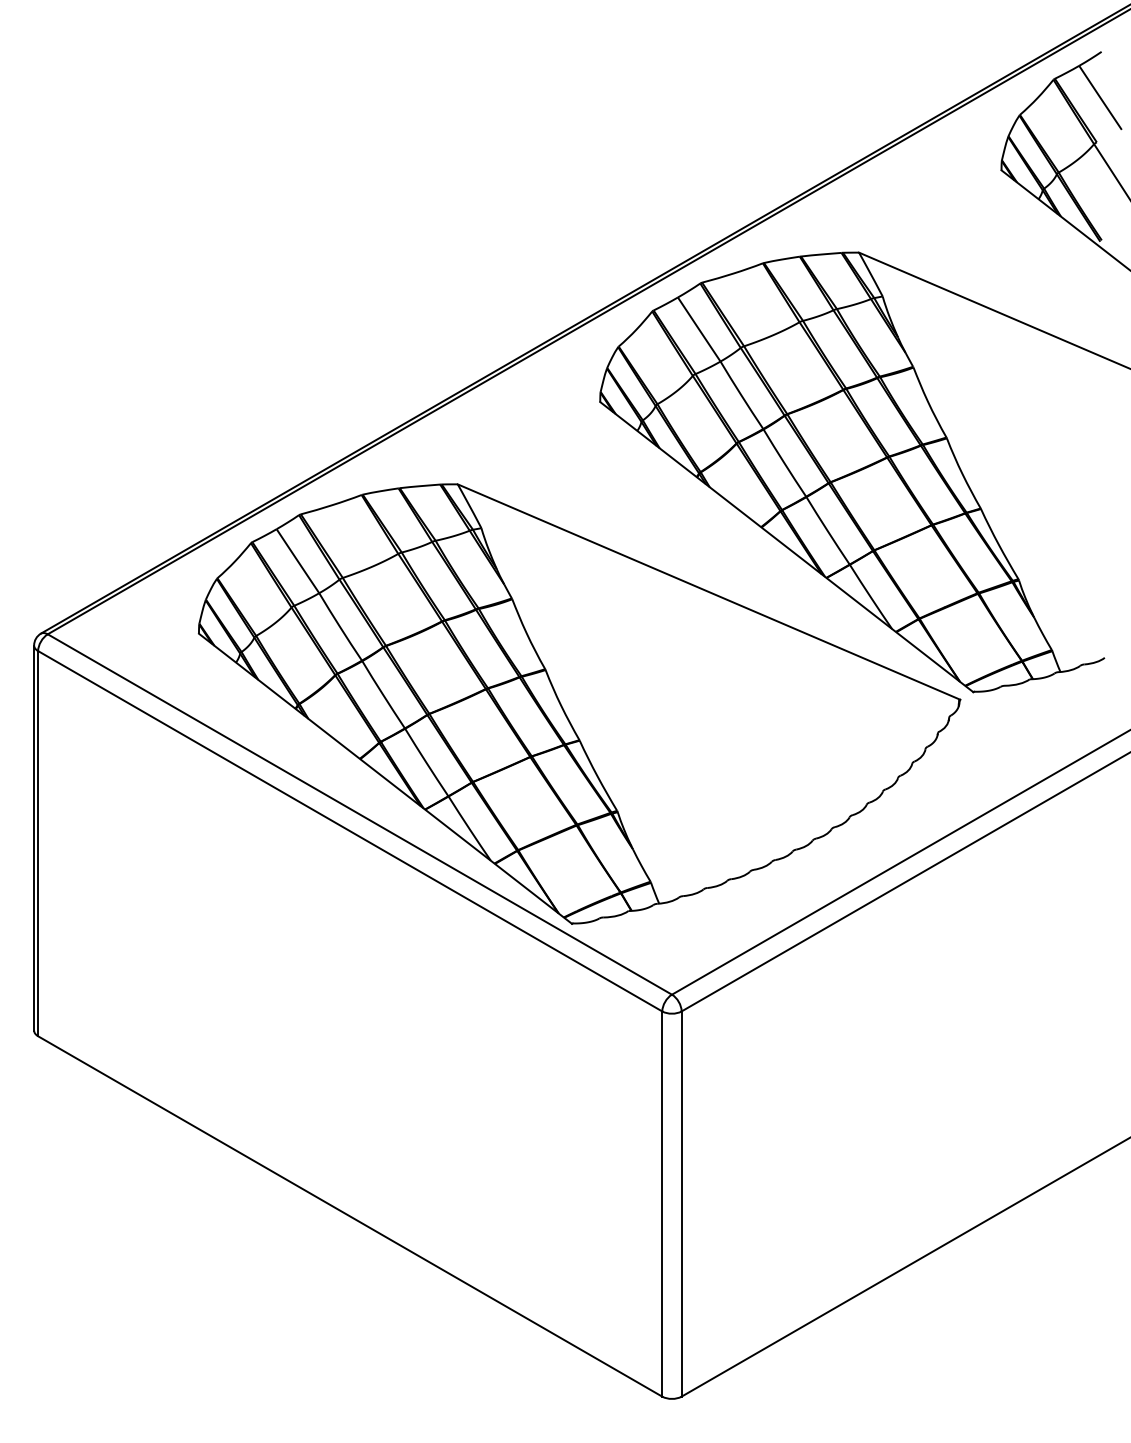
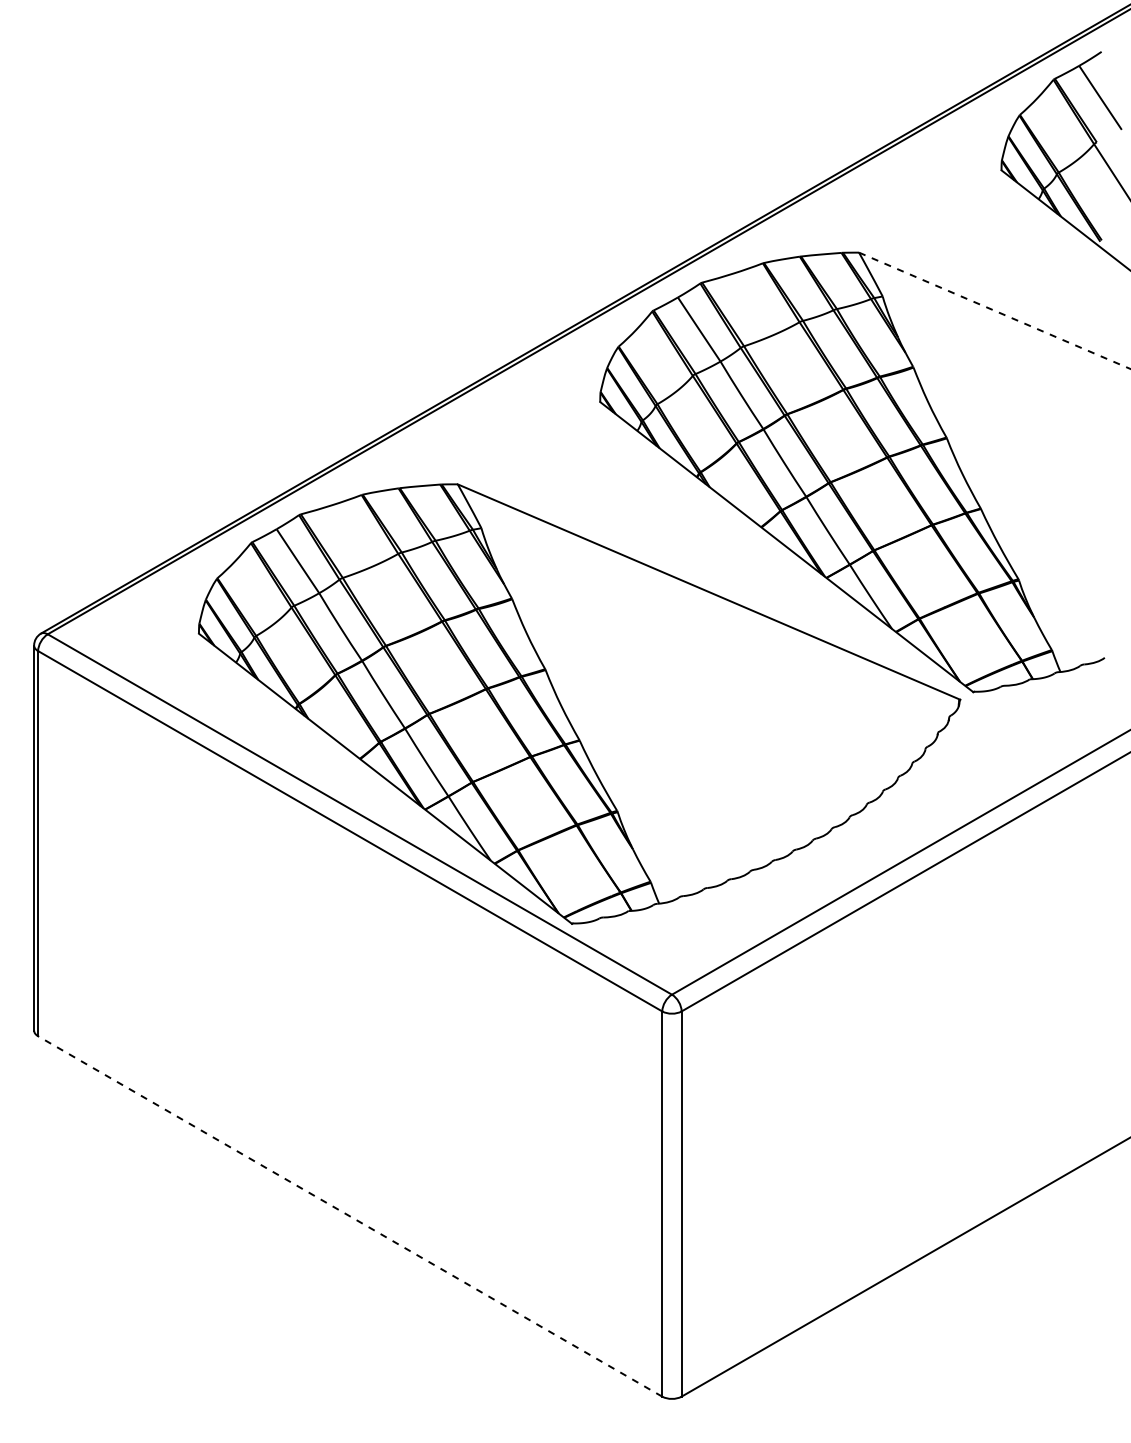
line: solid -> dashed (995, 310)
line: solid -> dashed (349, 1216)
